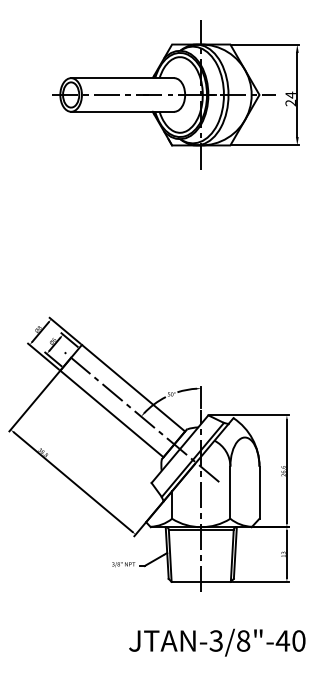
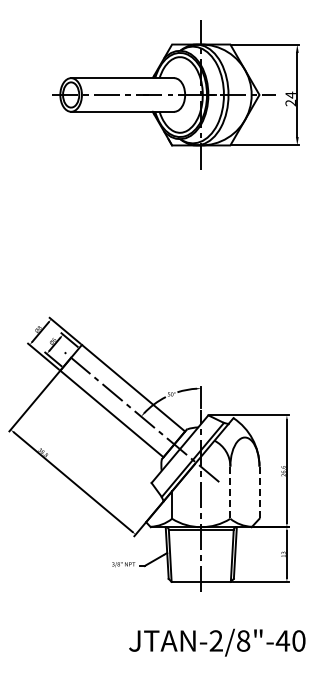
line: solid -> dashed (230, 493)
line: solid -> dashed (259, 493)
text: JTAN-3/8"-40 -> JTAN-2/8"-40 (215, 640)
